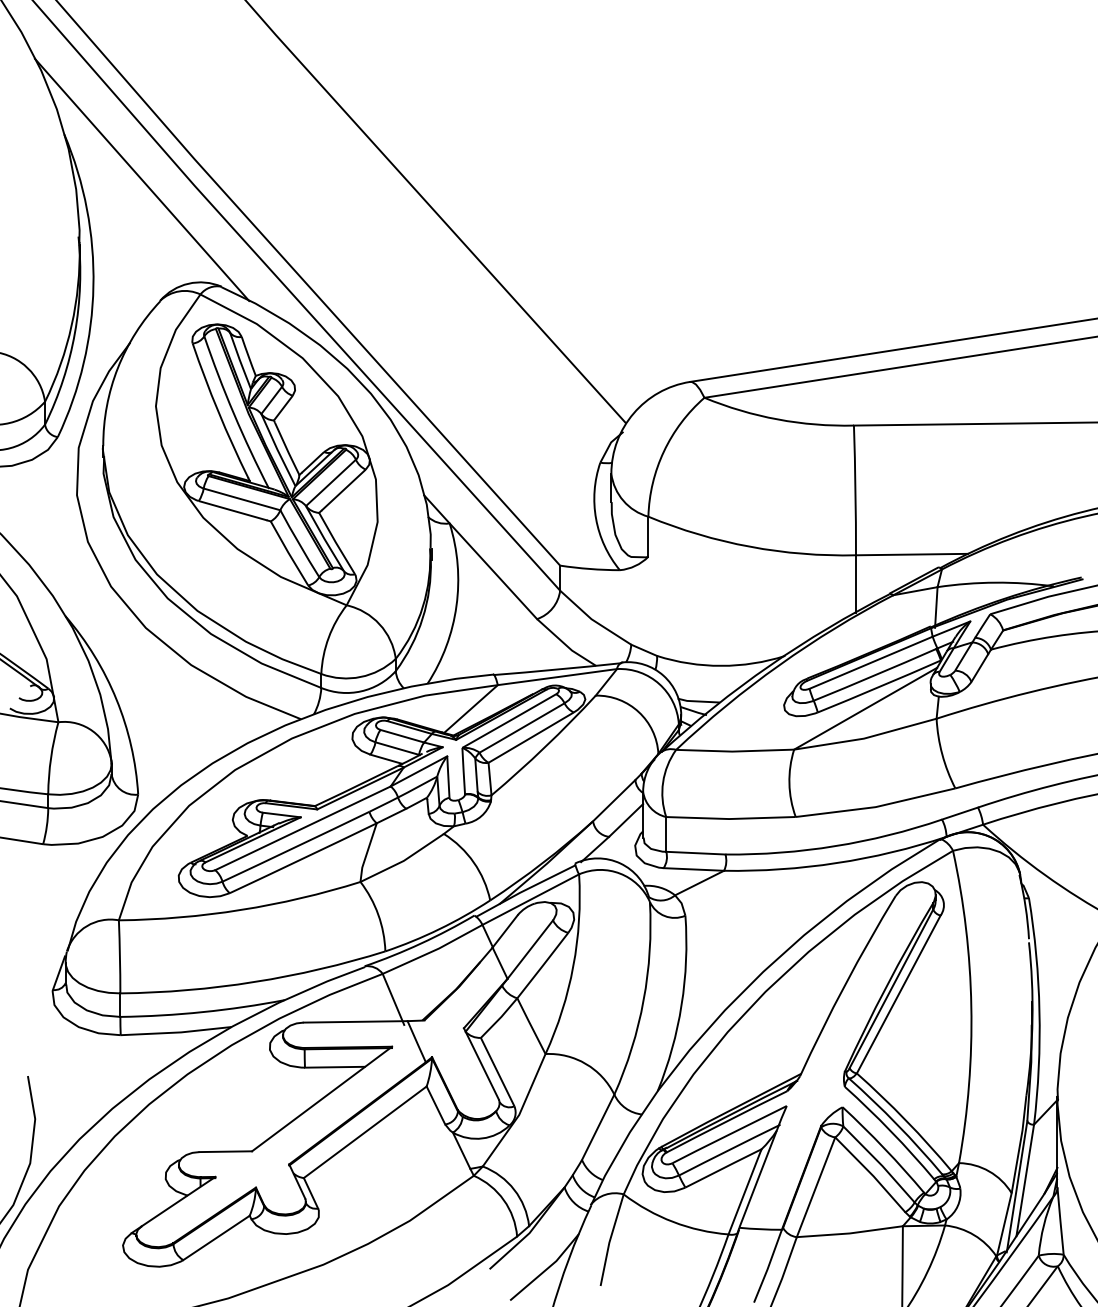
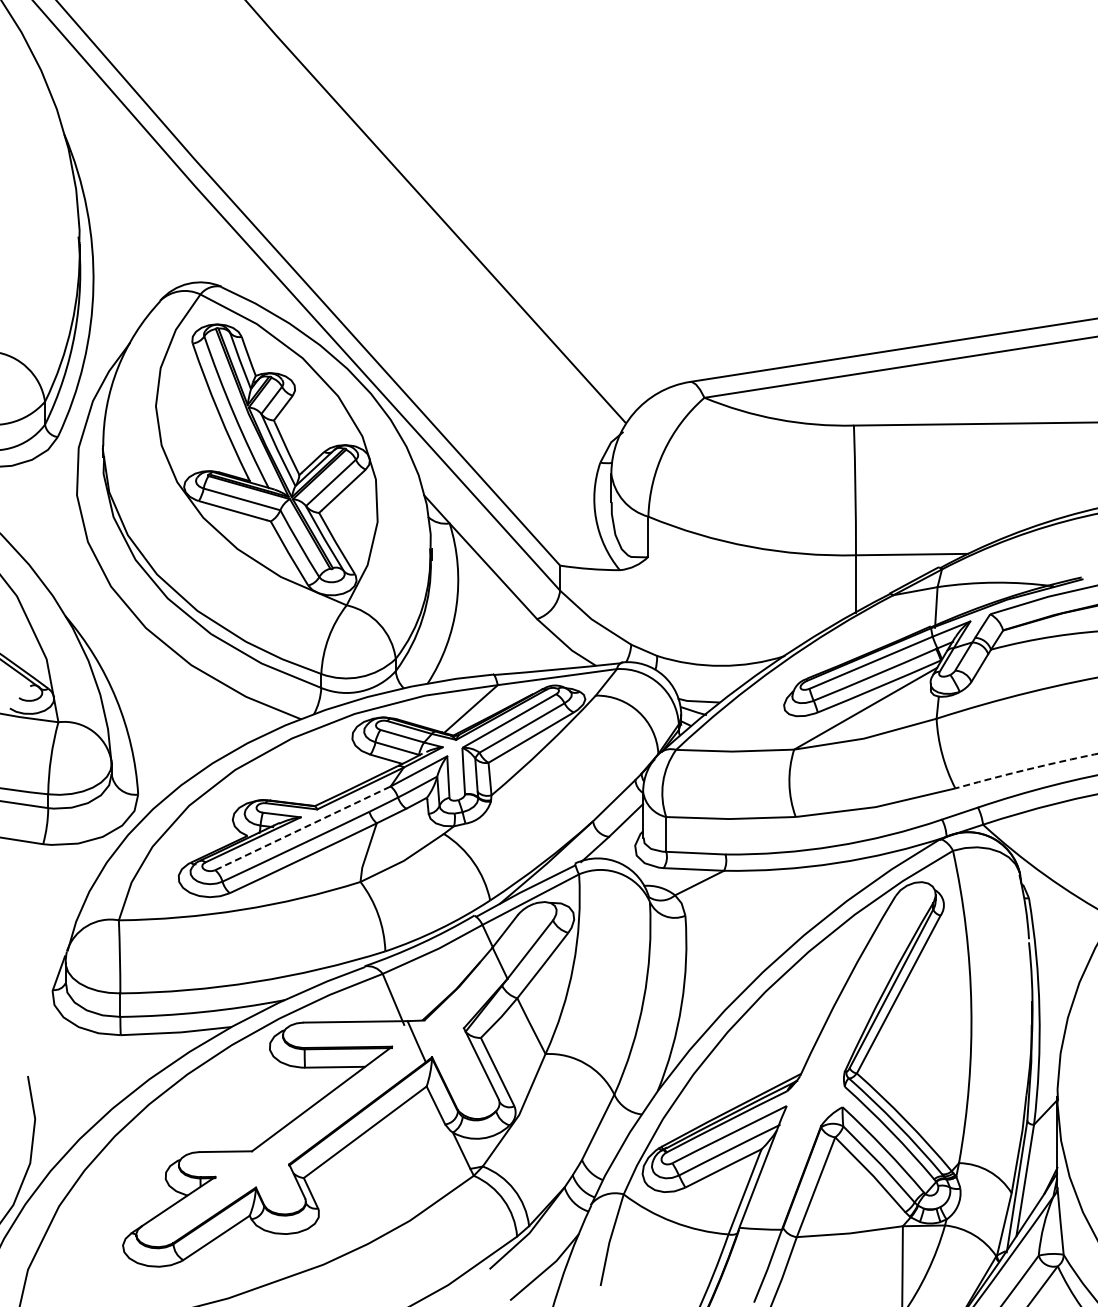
line: present -> none (141, 179)
arc: solid -> dashed (1025, 770)
line: solid -> dashed (303, 828)
